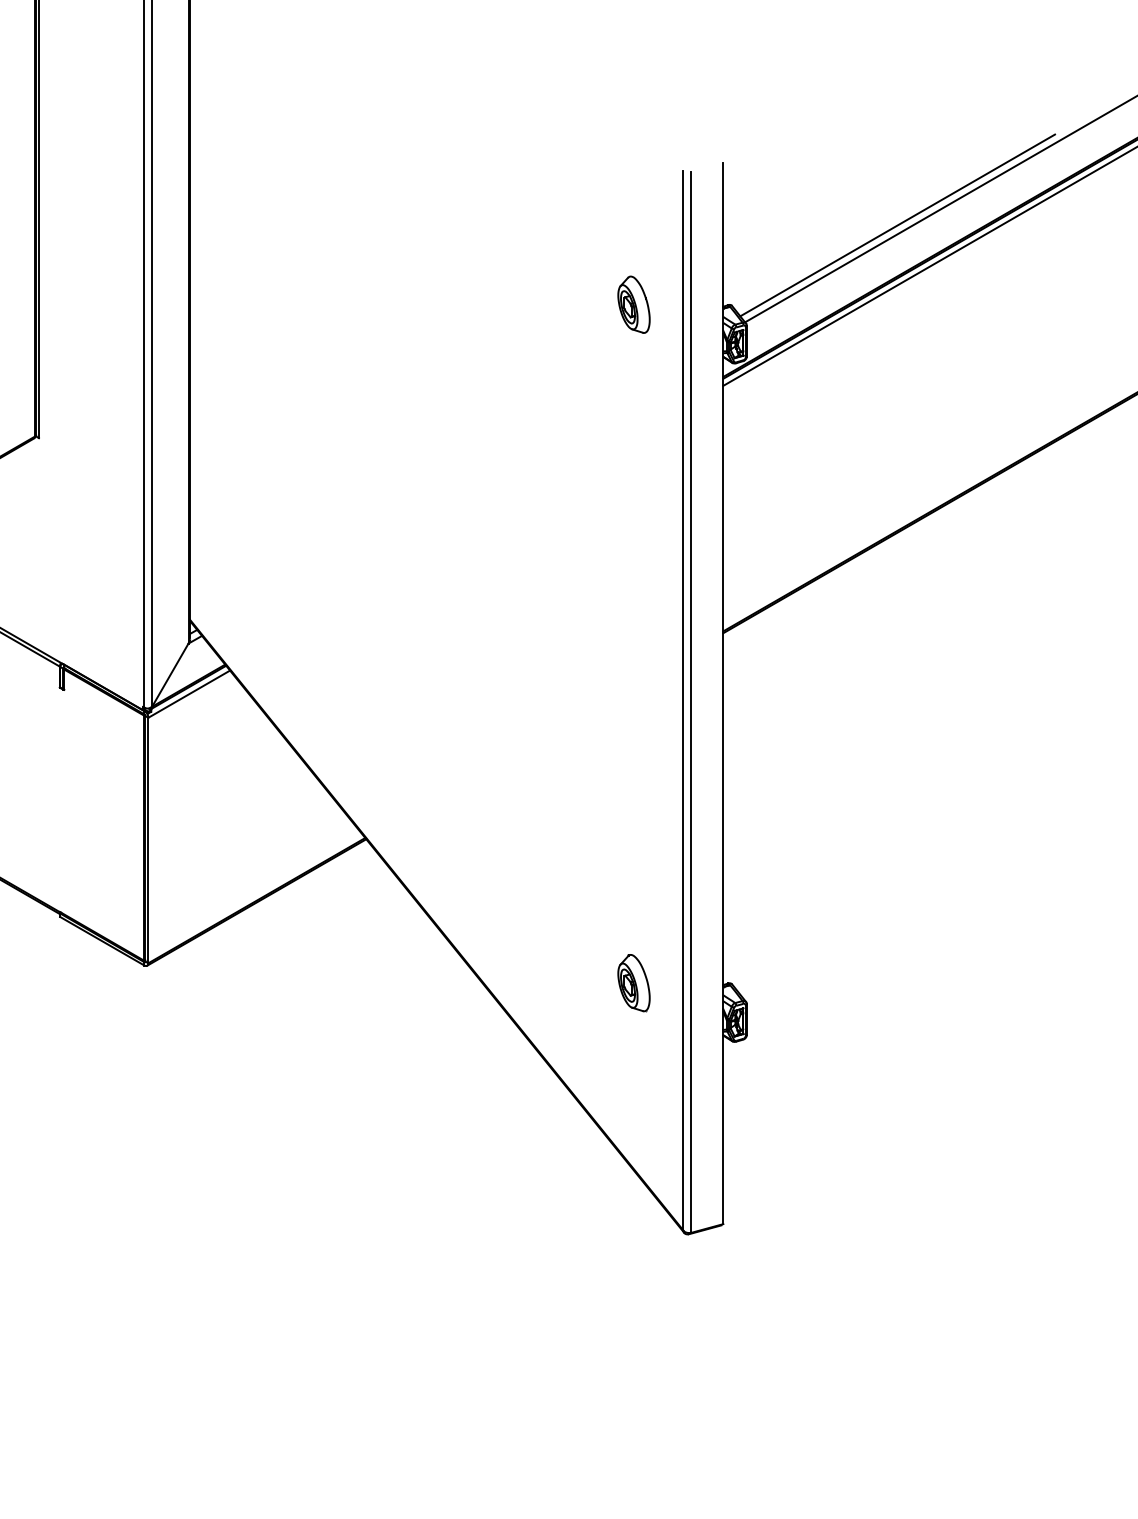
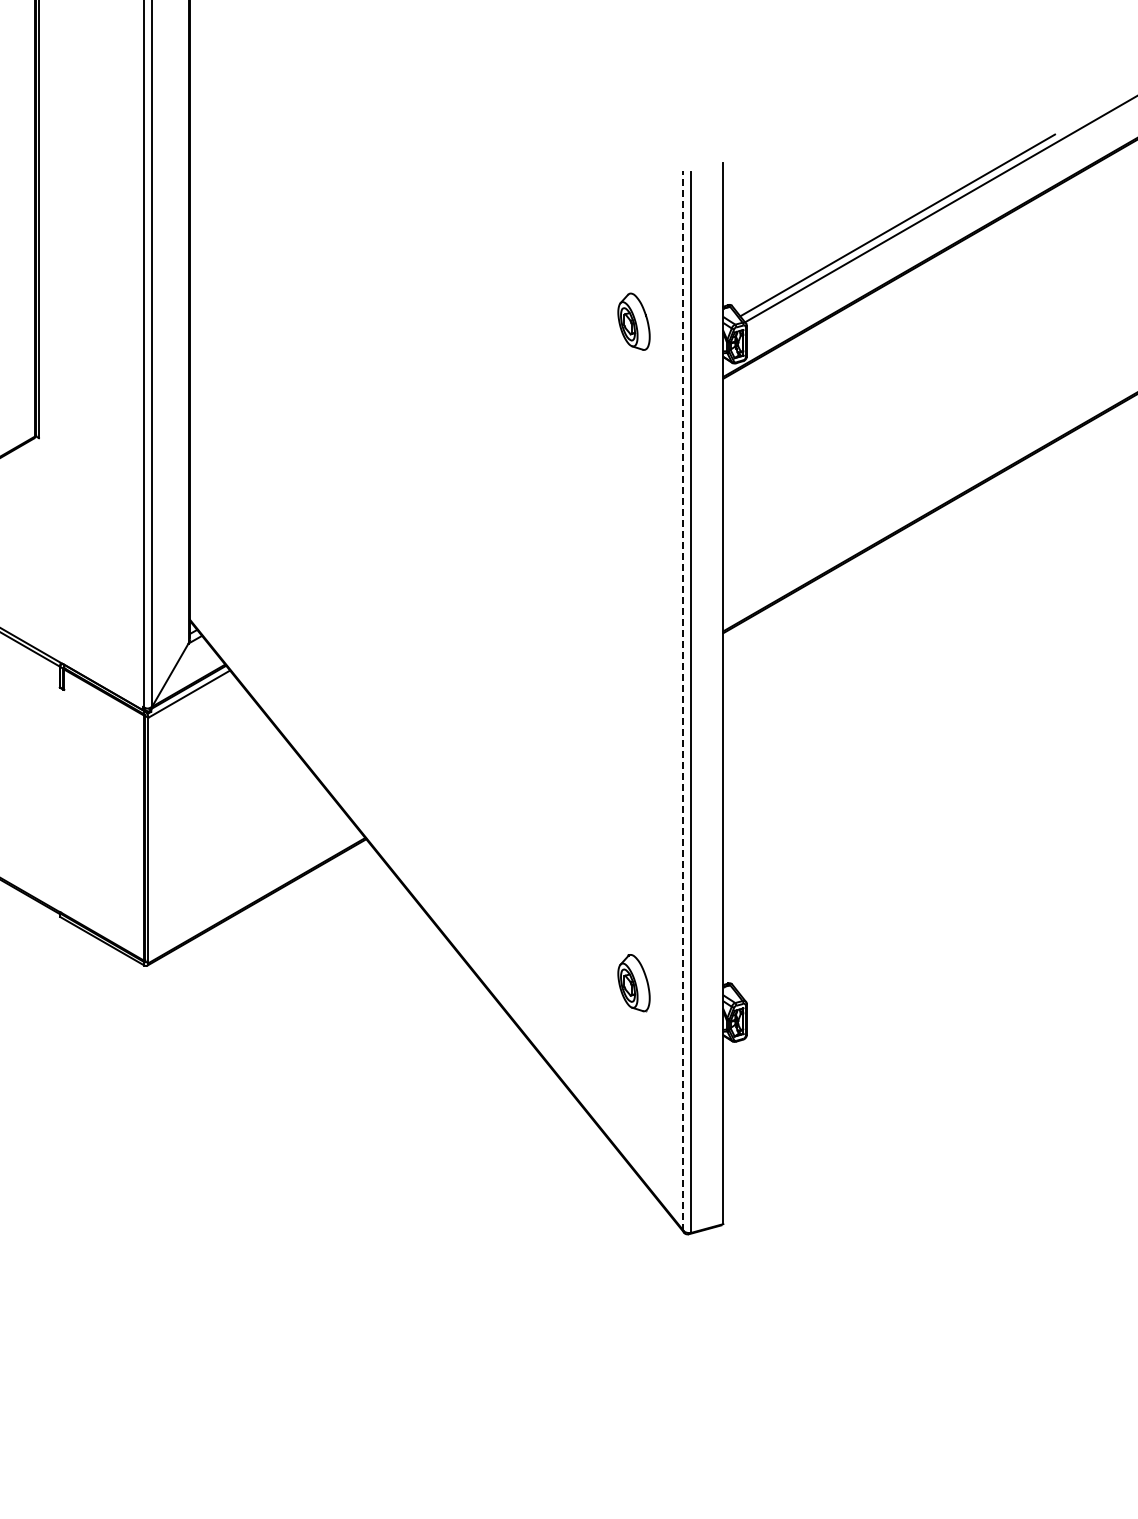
line: present -> none (928, 266)
part position: (633, 304) -> (633, 321) (633, 321)
line: solid -> dashed (683, 700)
